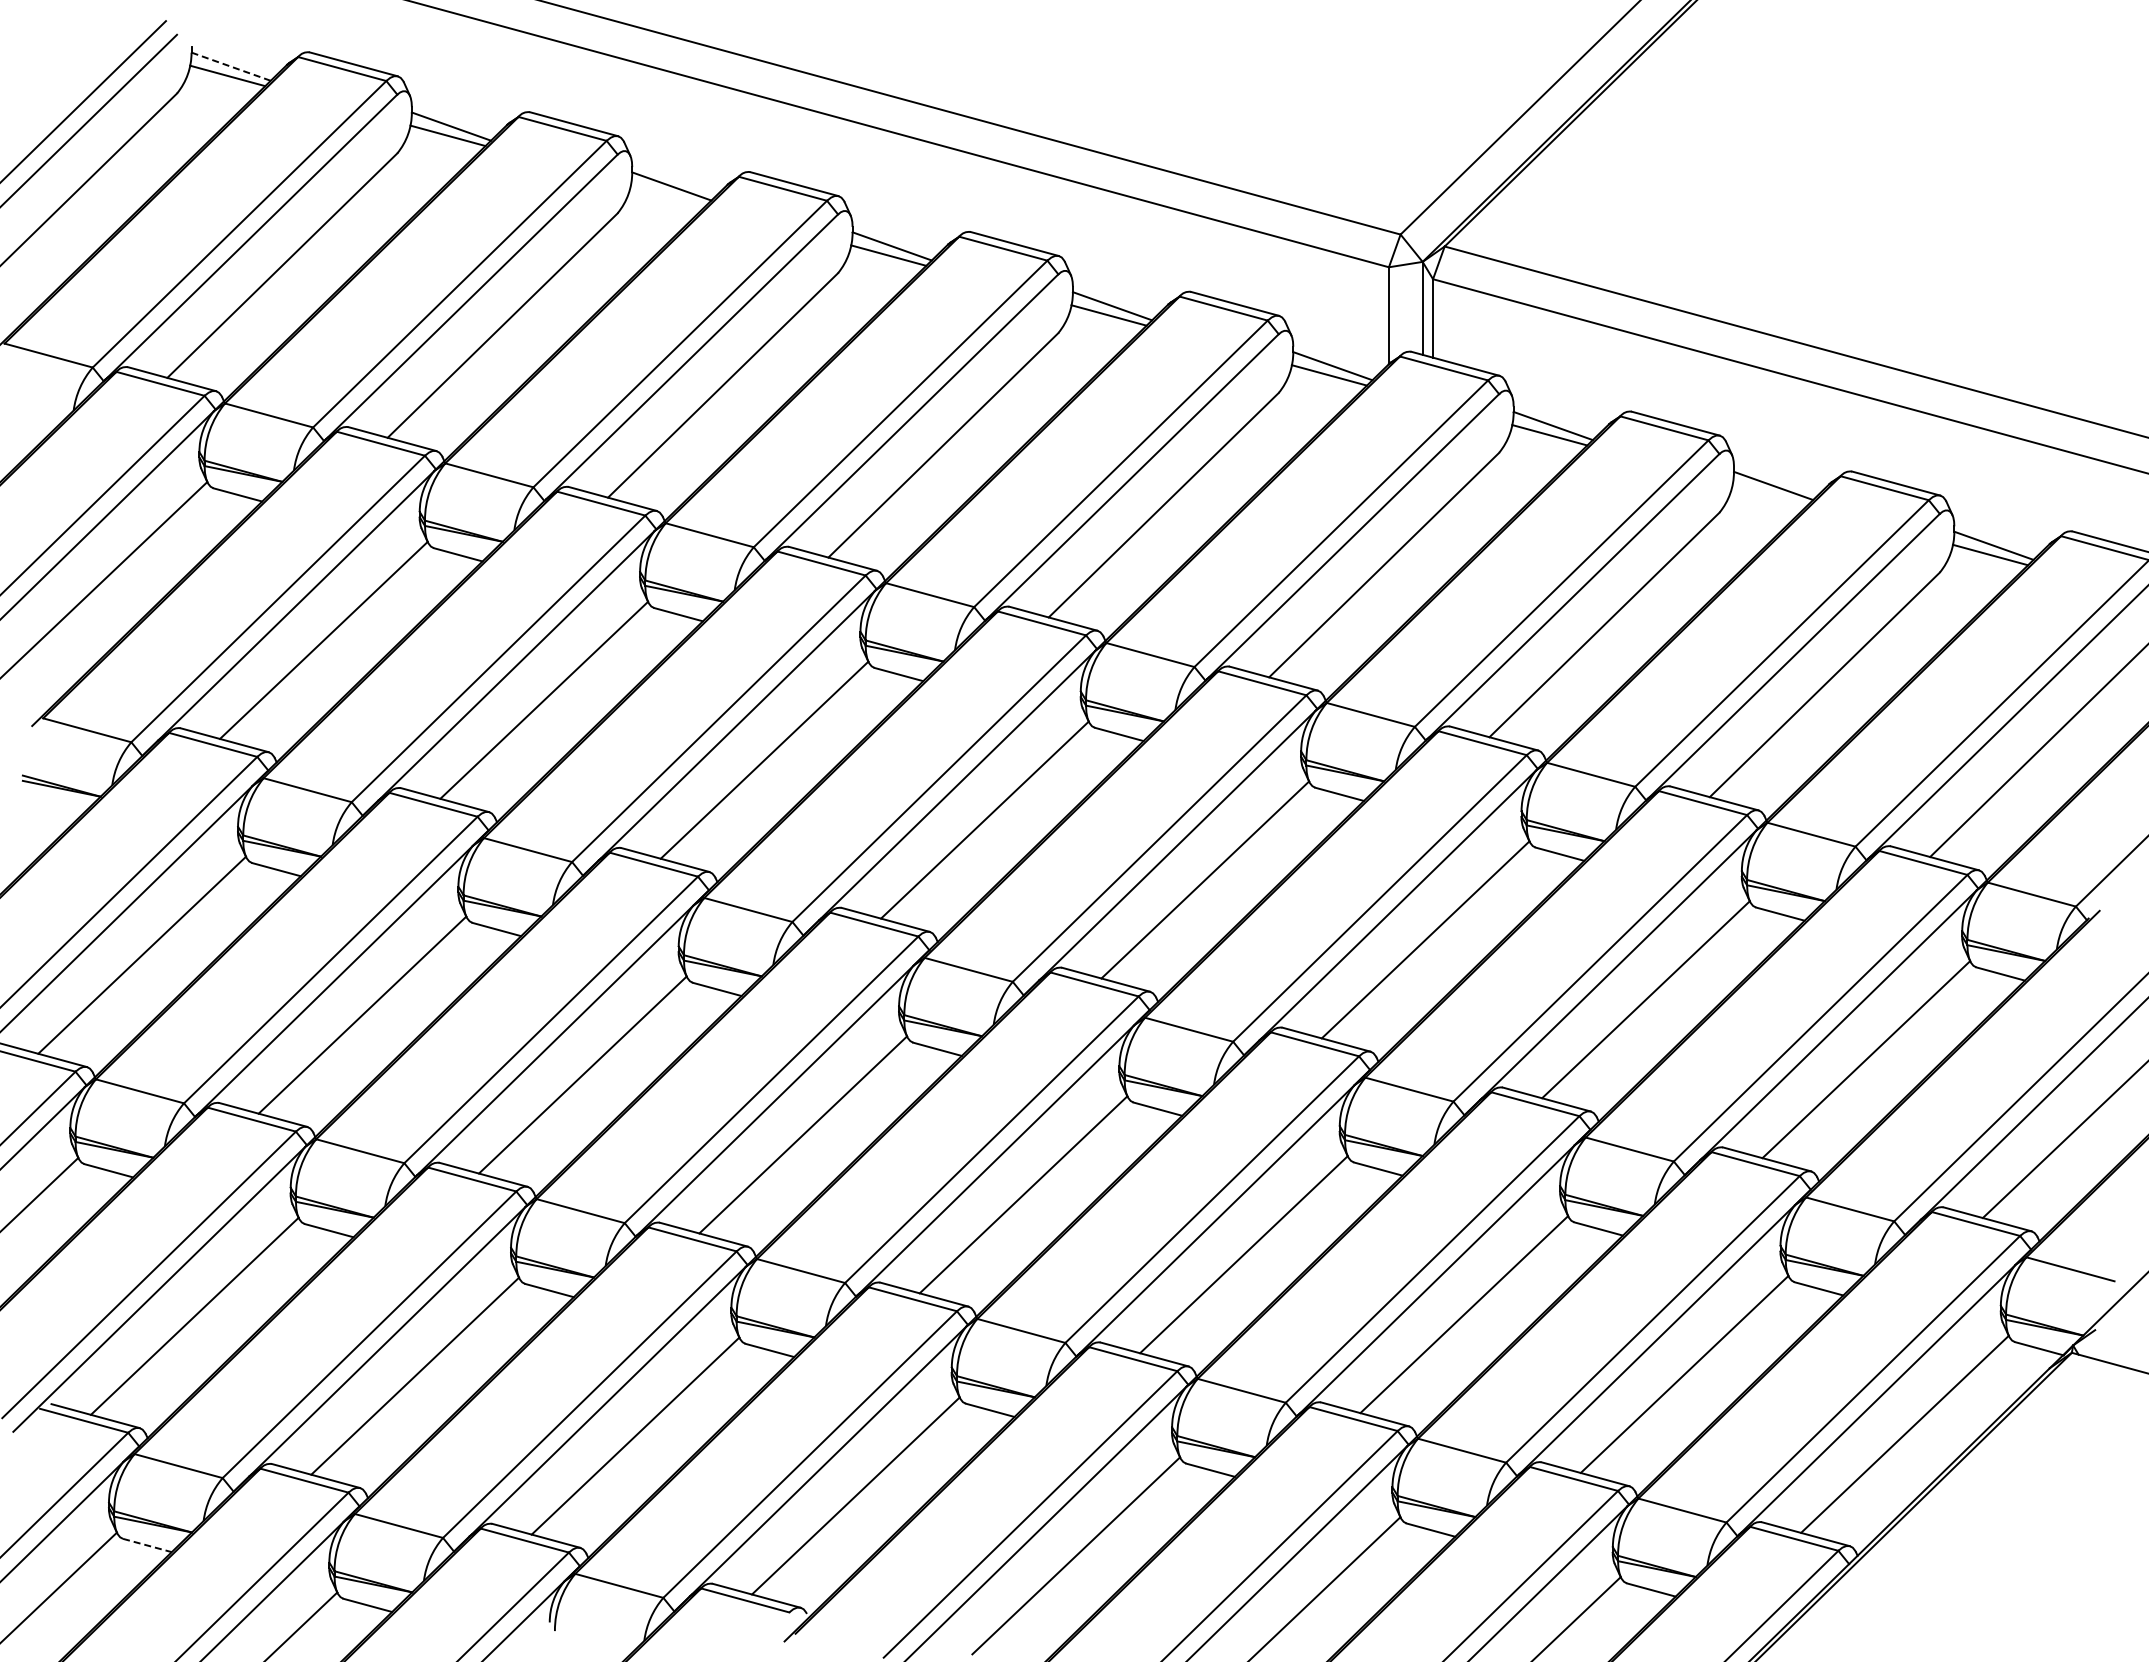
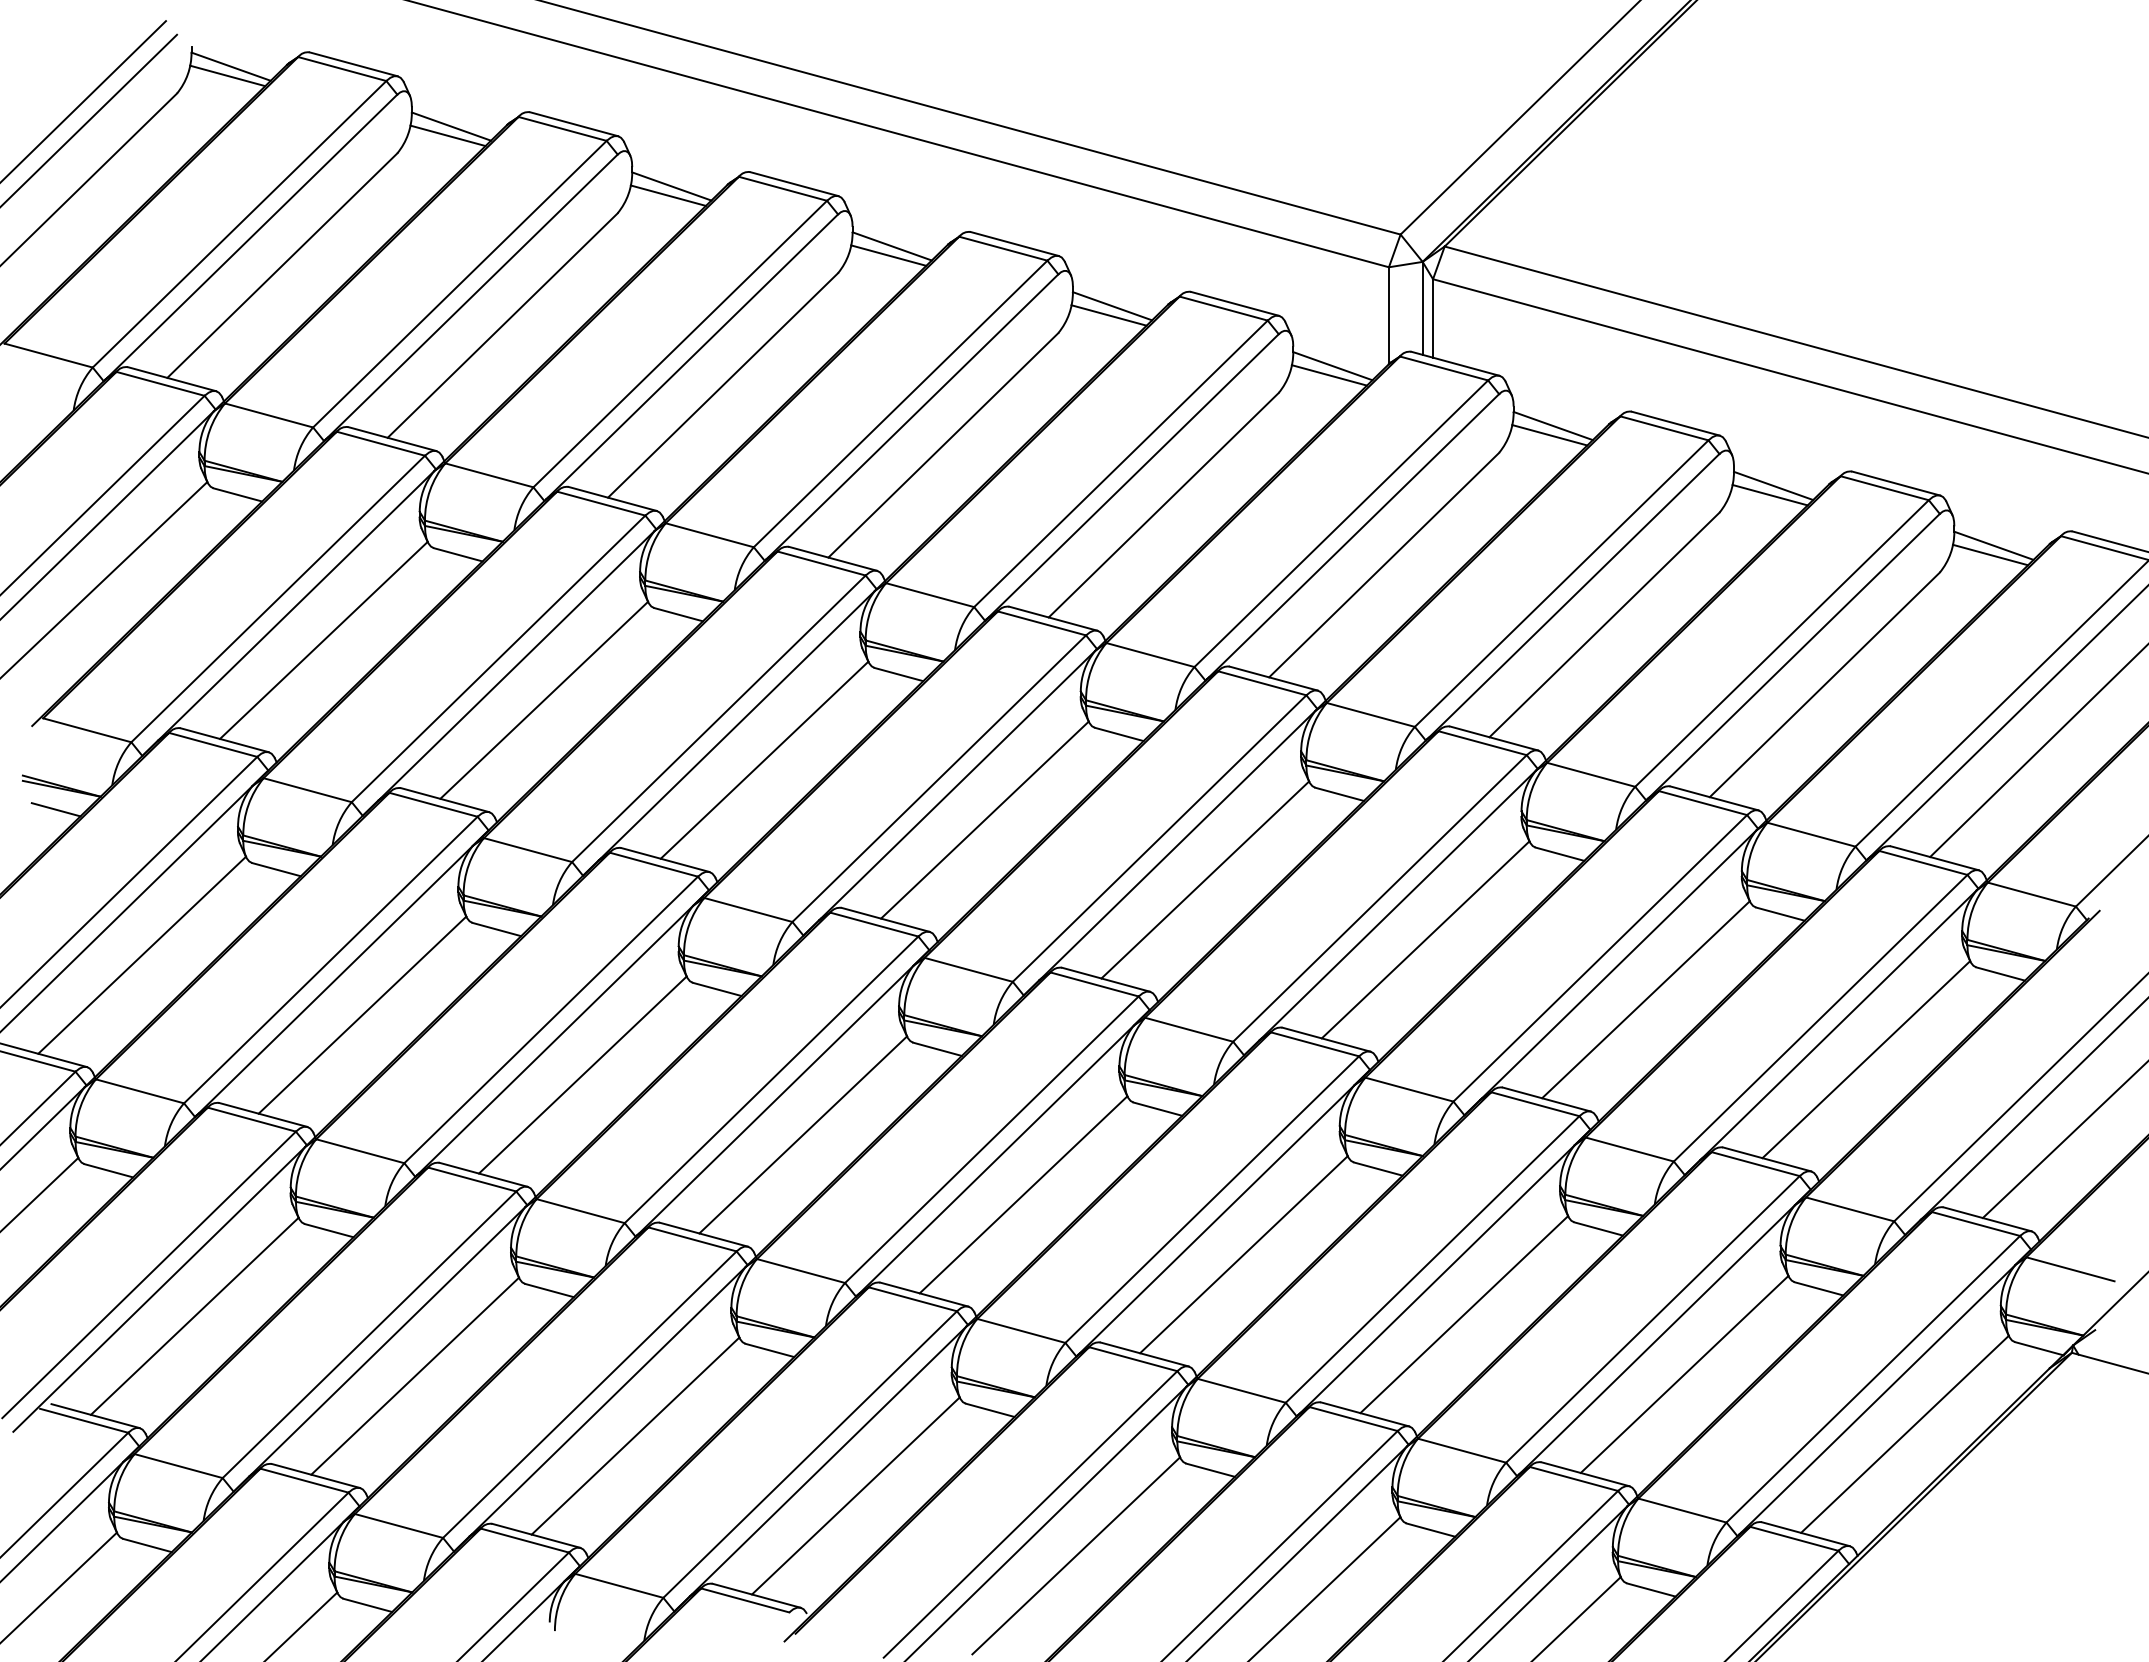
line: dashed -> solid (231, 66)
line: none -> present (667, 195)
line: none -> present (1769, 494)
line: none -> present (55, 809)
line: dashed -> solid (147, 1545)
